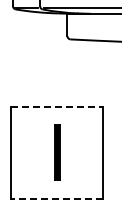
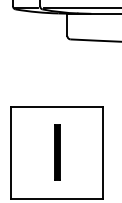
line: dashed -> solid (56, 107)
line: dashed -> solid (56, 198)
